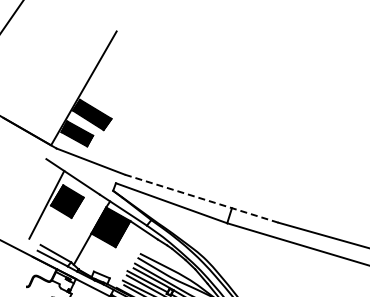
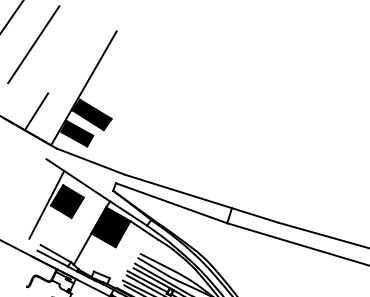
line: none -> present (33, 44)
line: none -> present (36, 111)
line: dashed -> solid (202, 198)
